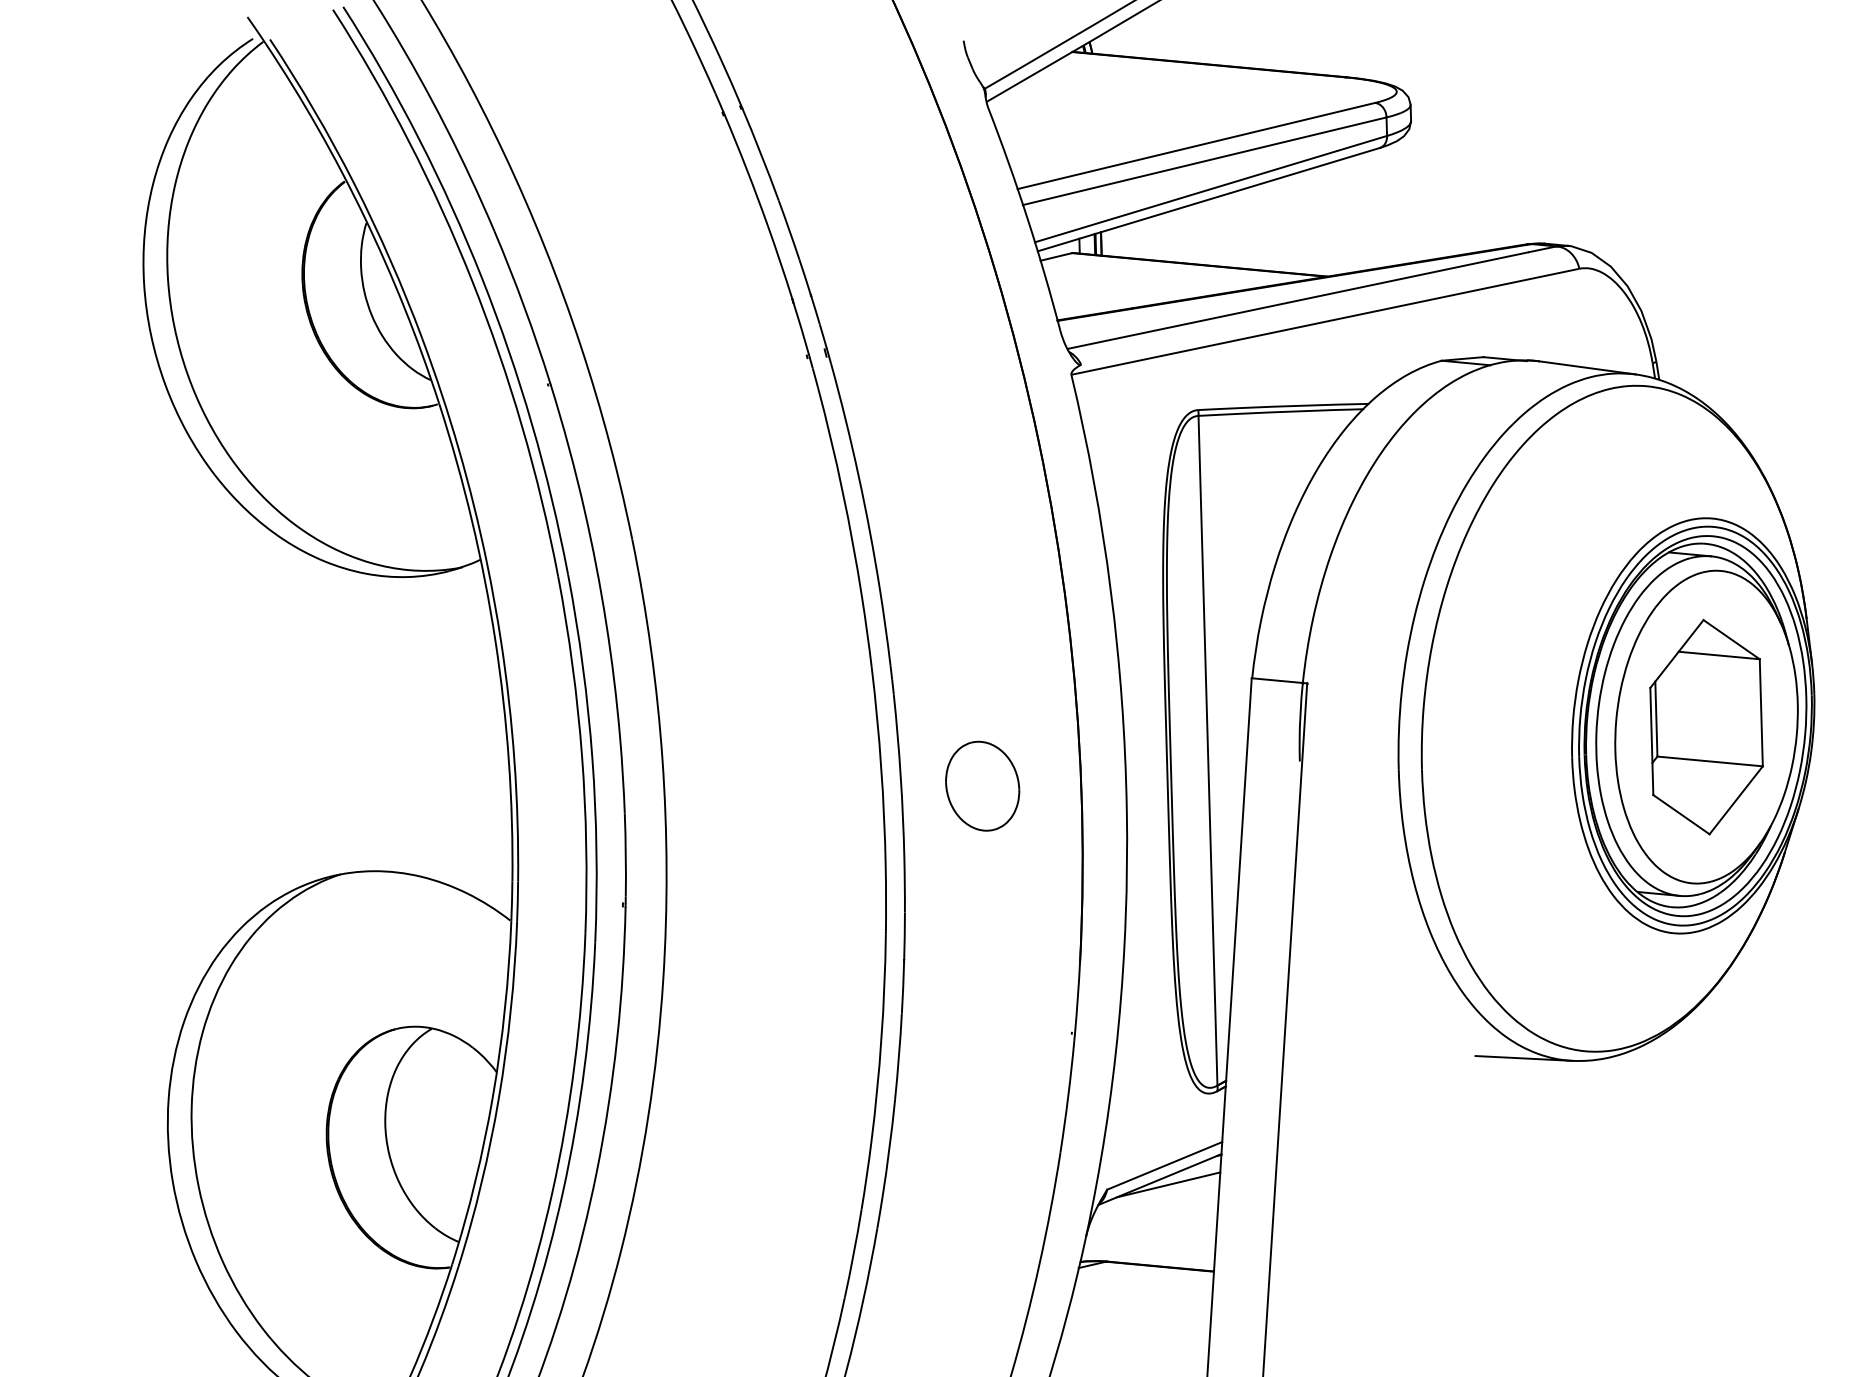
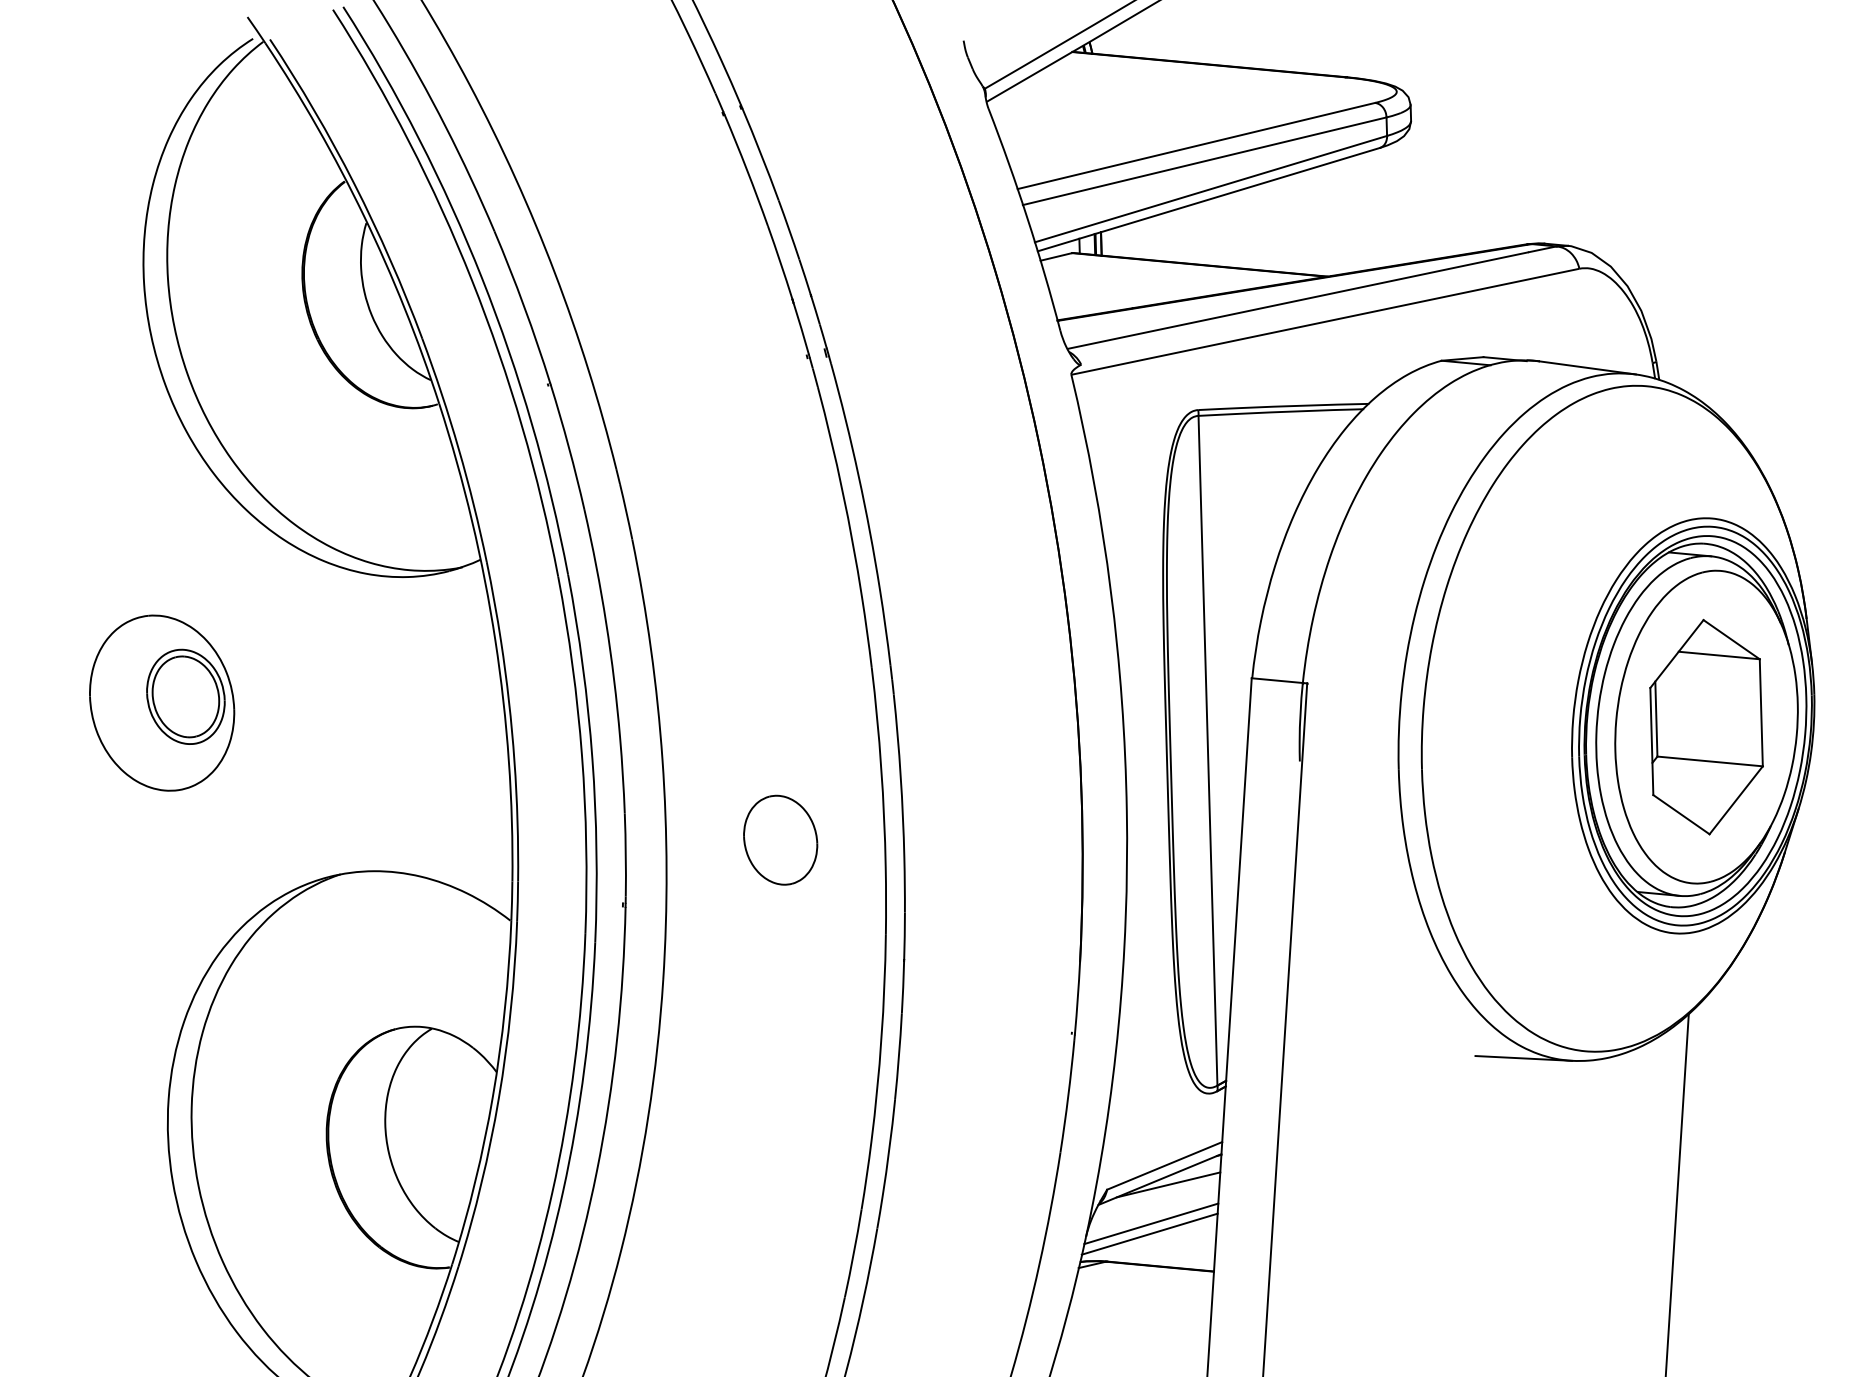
part: none -> present (162, 702)
part position: (982, 785) -> (780, 839) (780, 839)
line: none -> present (1676, 1193)
line: none -> present (1151, 1223)
line: none -> present (1149, 1233)
